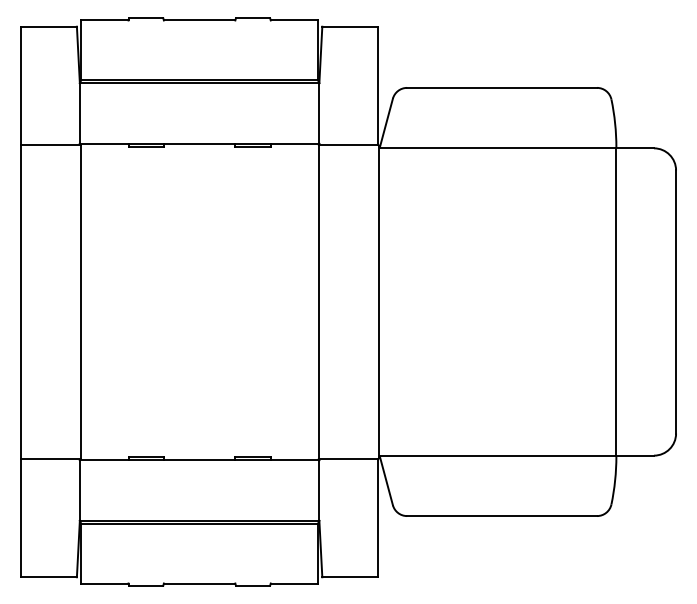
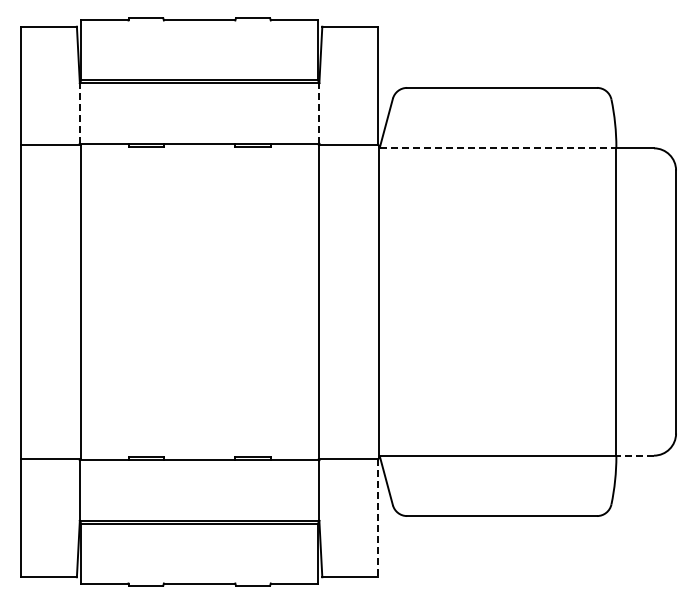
line: solid -> dashed (79, 112)
line: solid -> dashed (319, 112)
line: solid -> dashed (498, 147)
line: solid -> dashed (635, 455)
line: solid -> dashed (378, 518)
